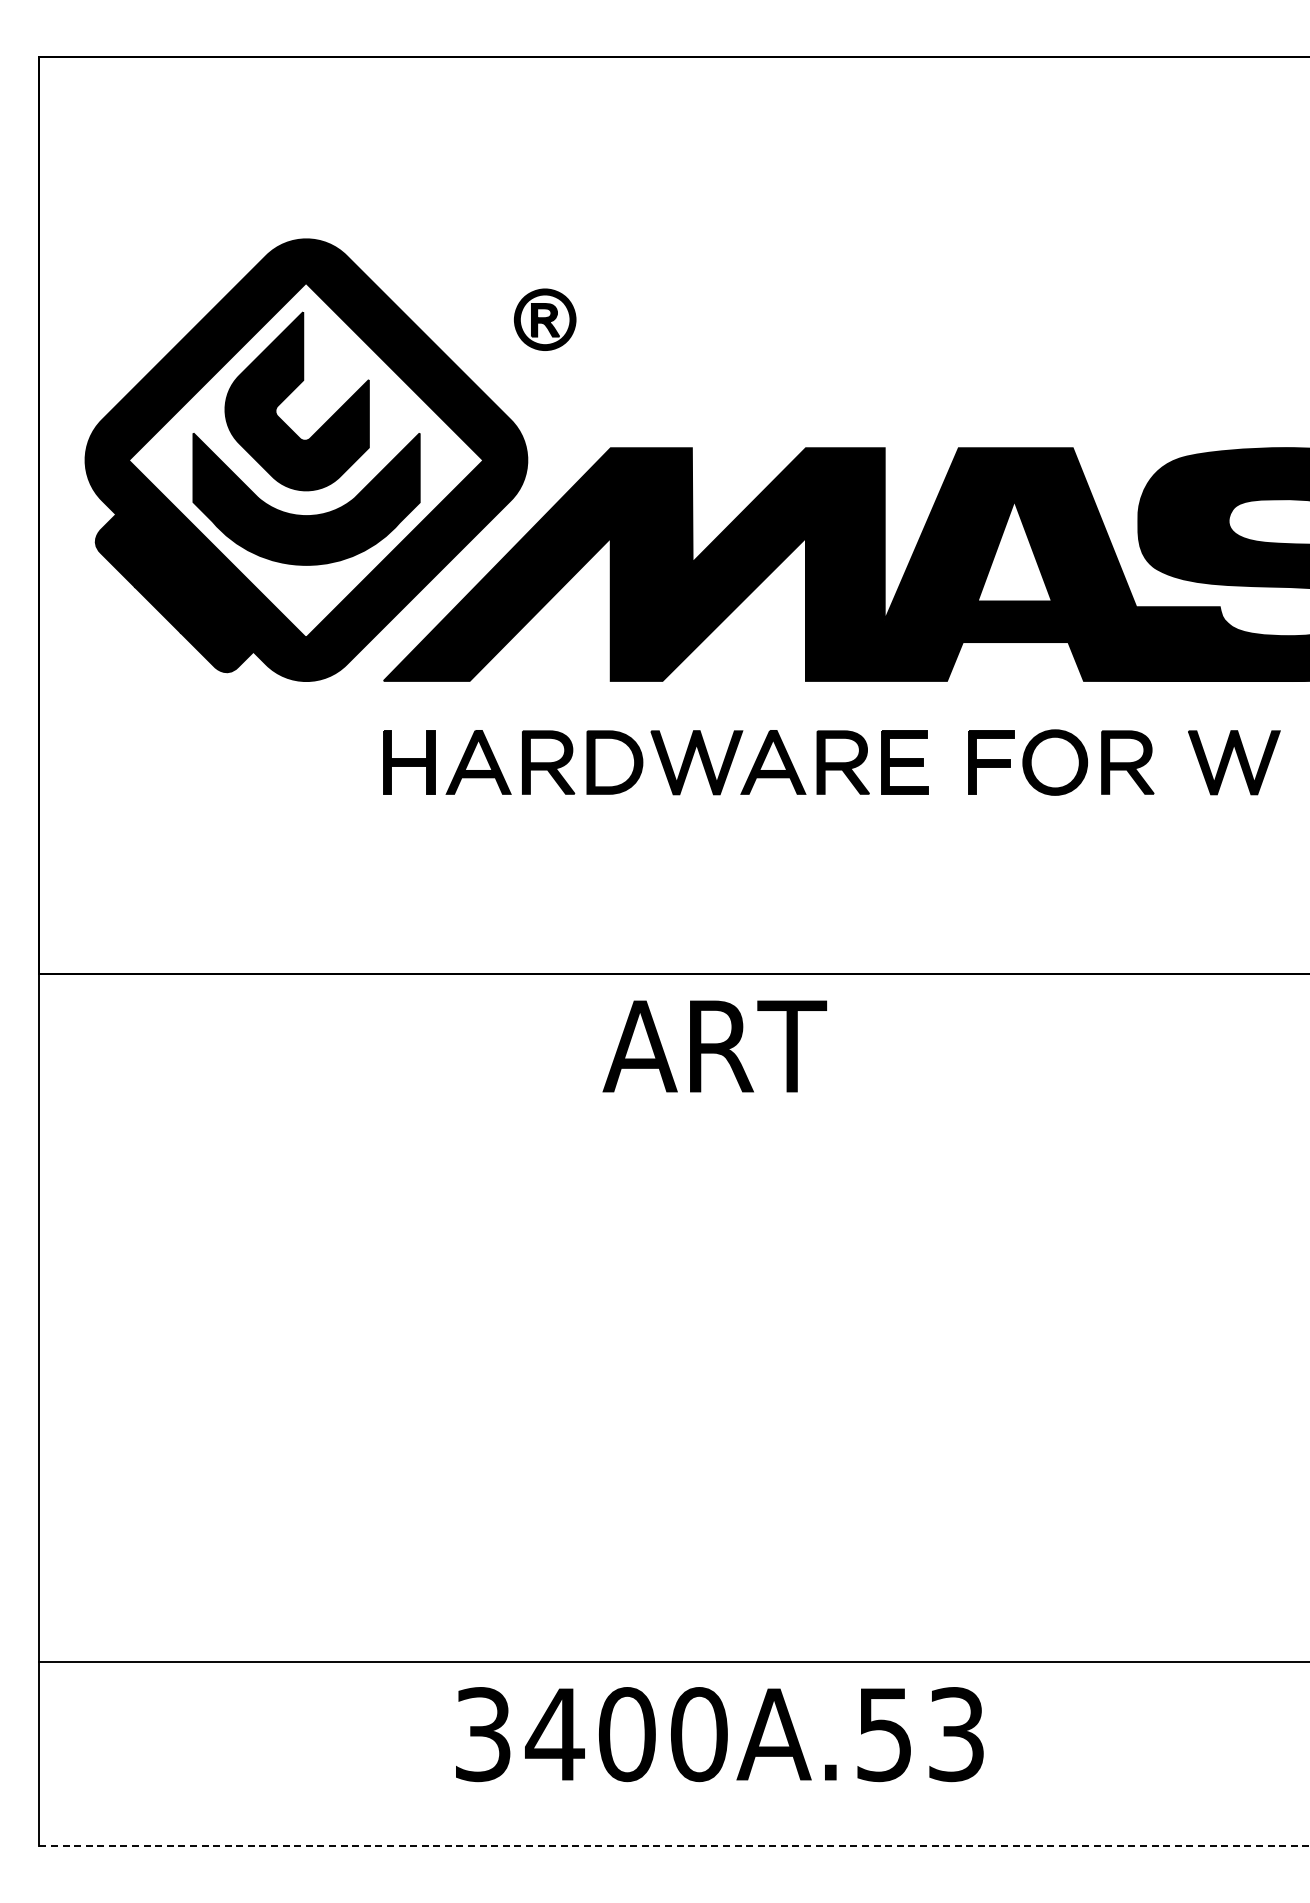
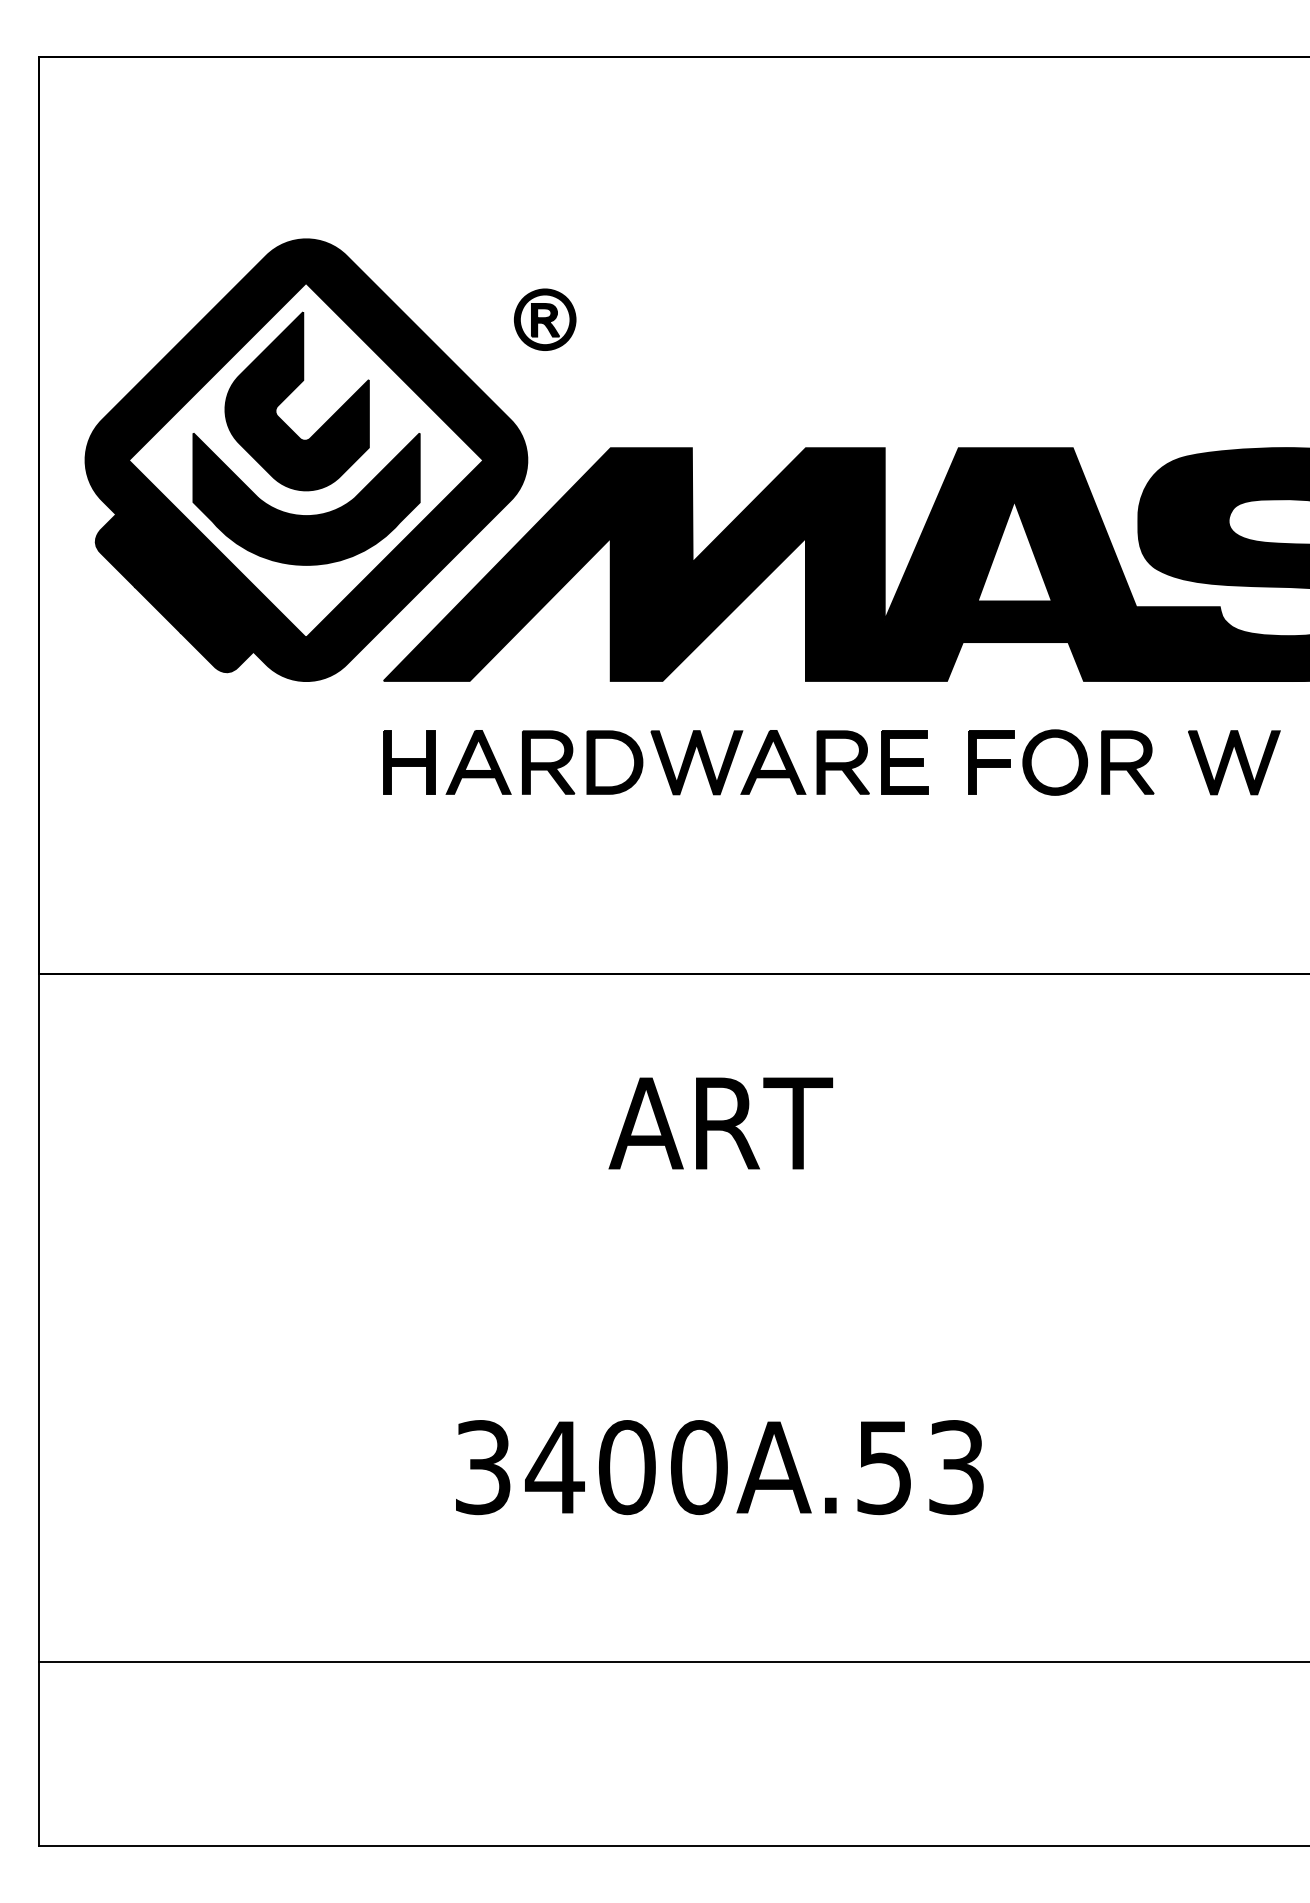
text position: (714, 1046) -> (720, 1123) (720, 1123)
text position: (719, 1734) -> (719, 1467) (719, 1467)
line: dashed -> solid (674, 1845)
